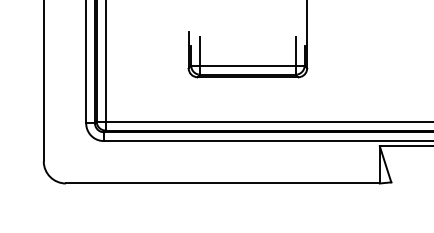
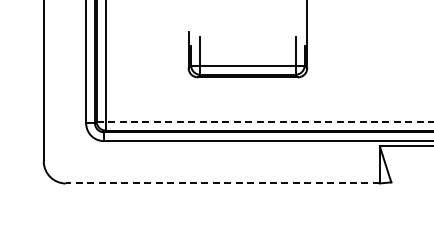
line: solid -> dashed (265, 121)
line: solid -> dashed (222, 183)
